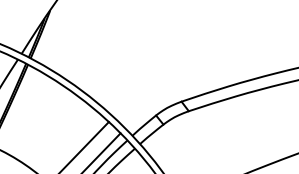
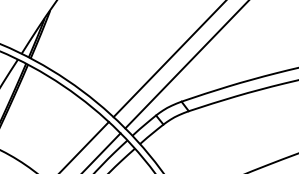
line: none -> present (168, 59)
line: none -> present (185, 65)
